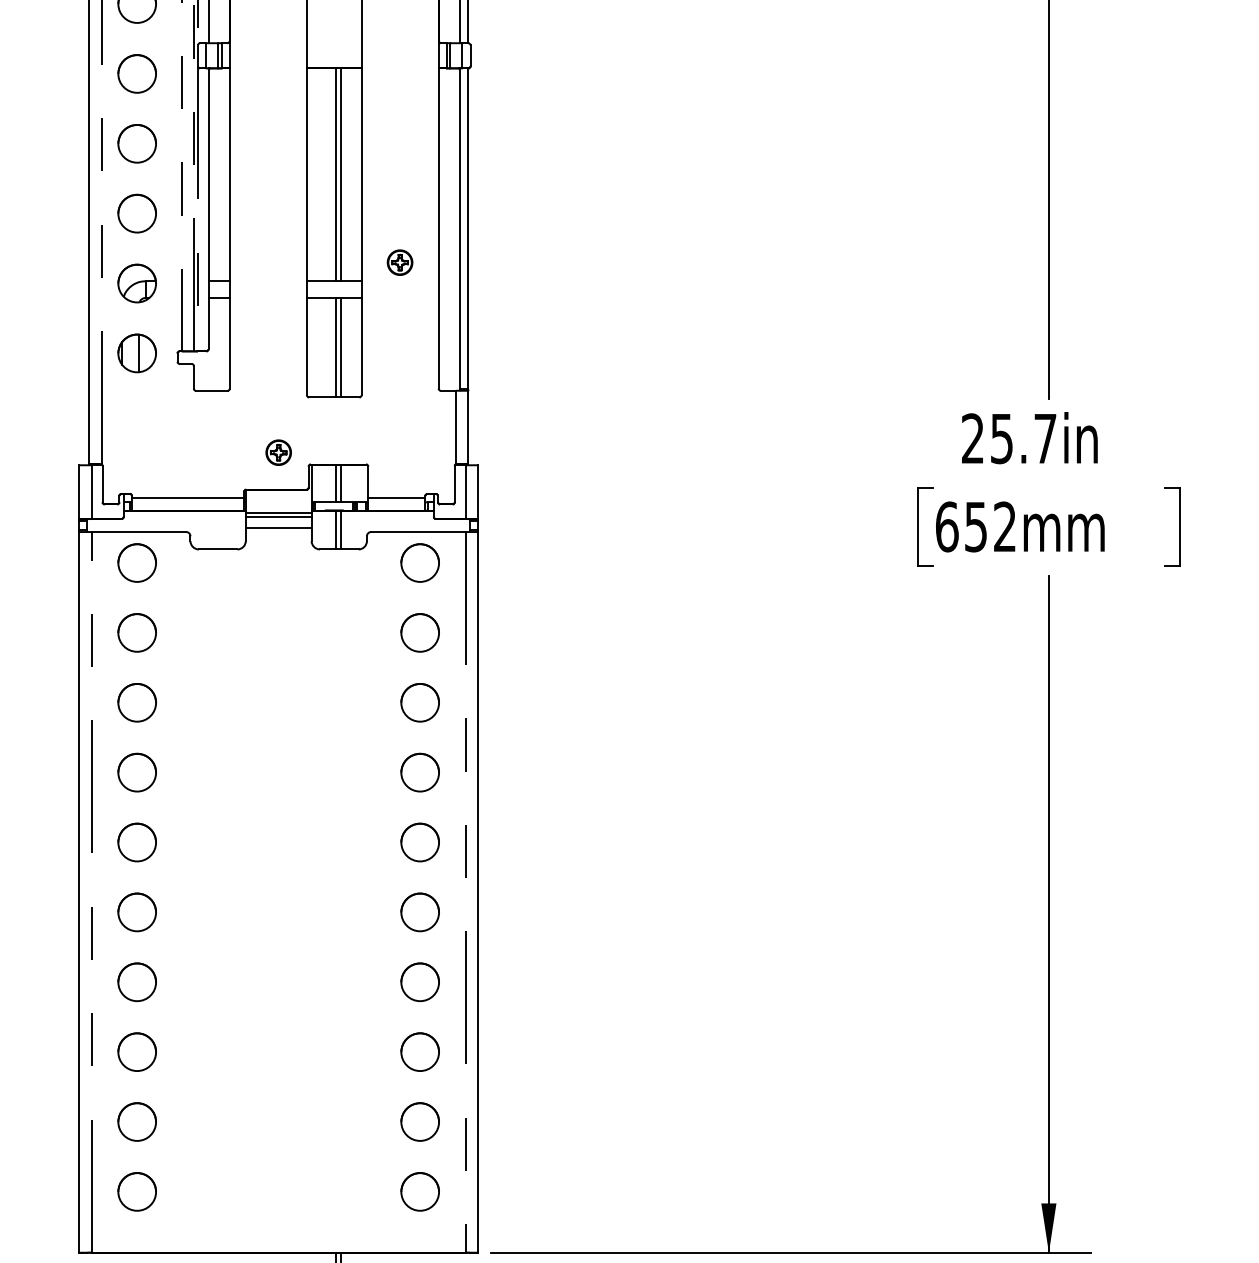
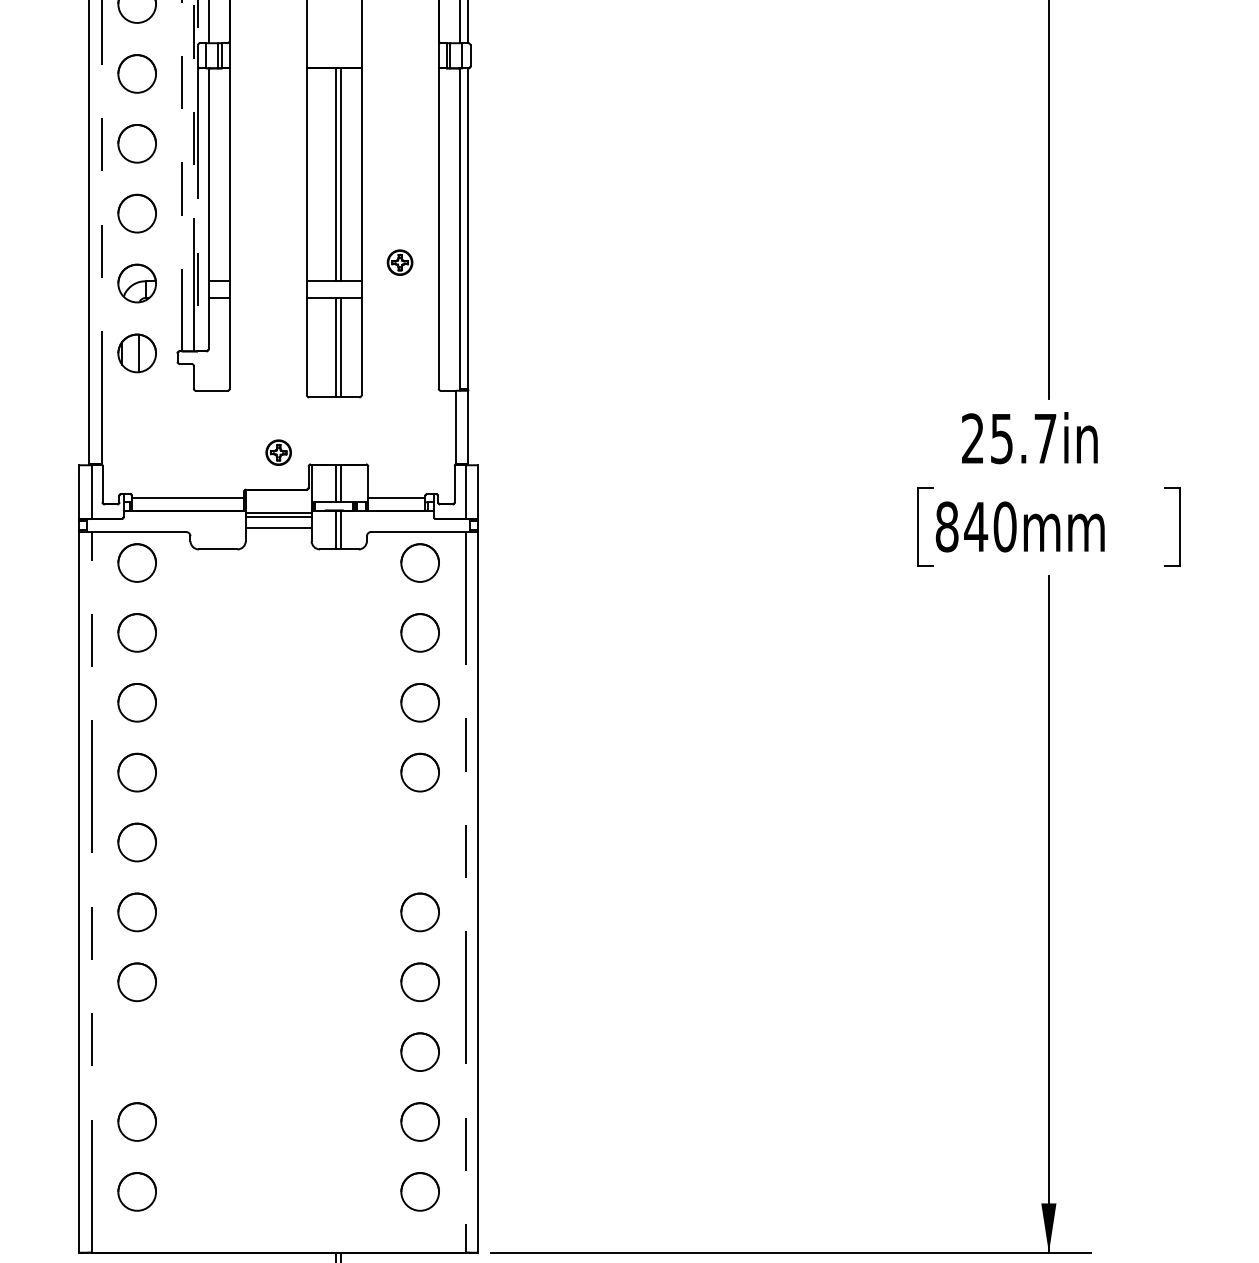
text: 652mm -> 840mm (975, 526)
part: present -> none (419, 842)
circle: present -> none (136, 1051)
